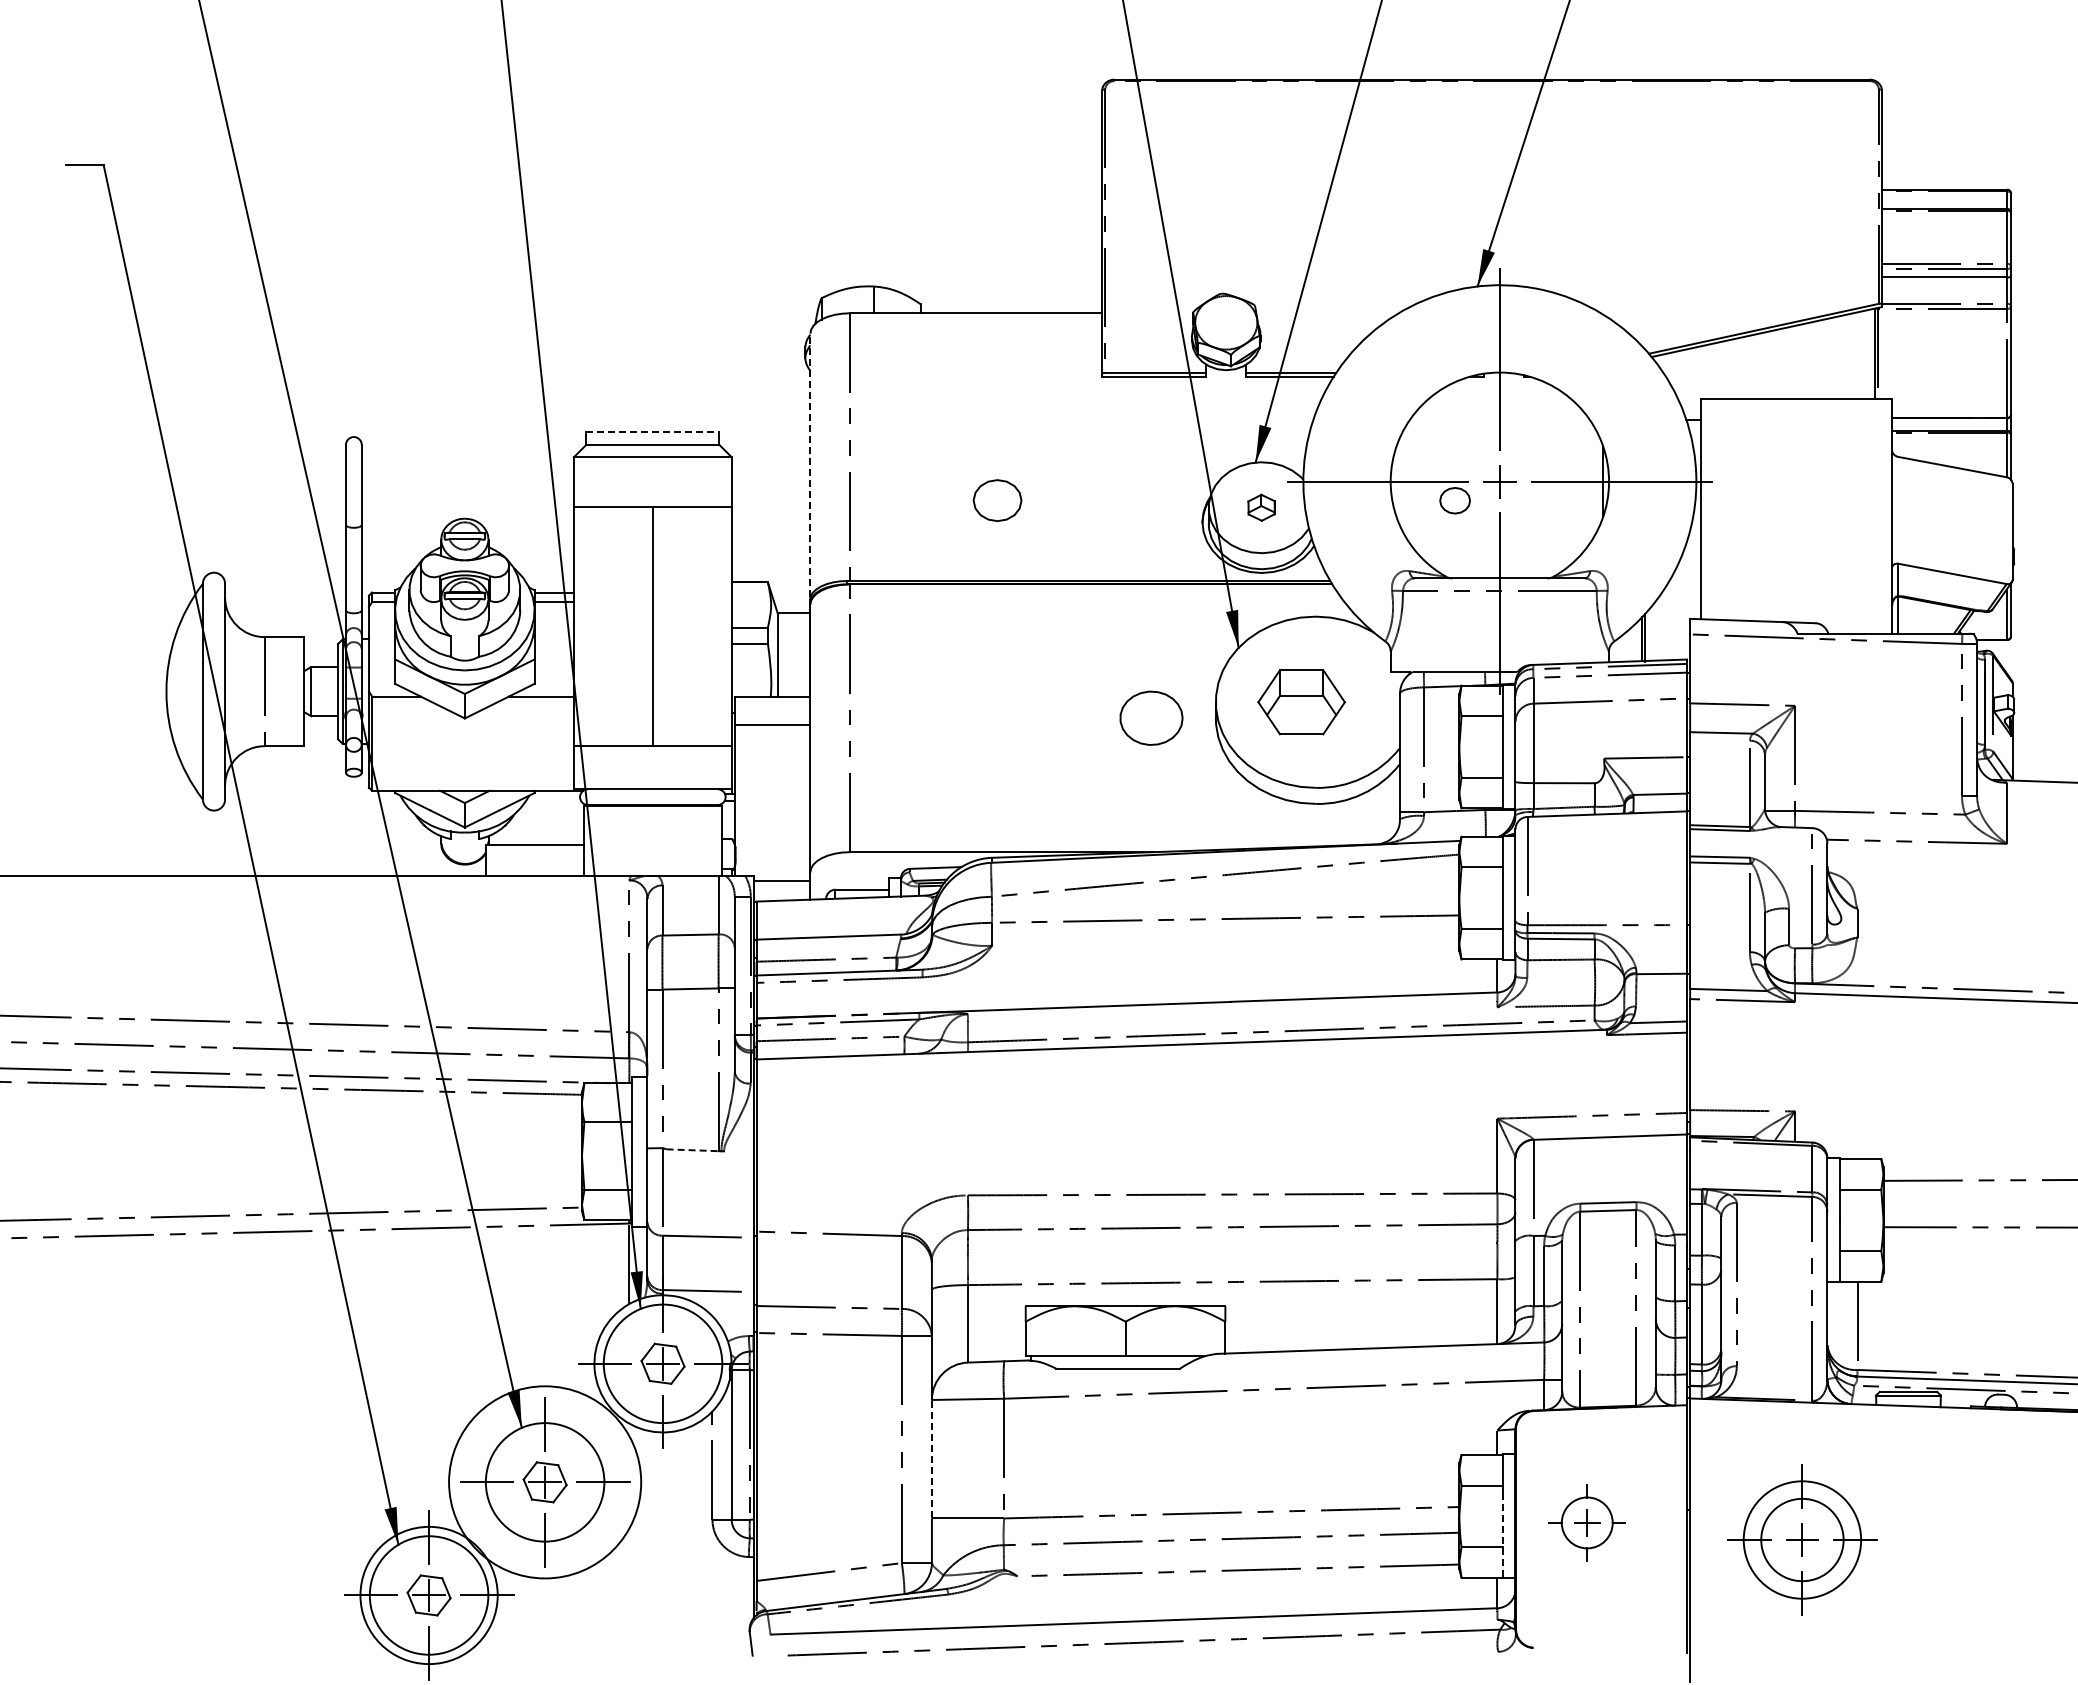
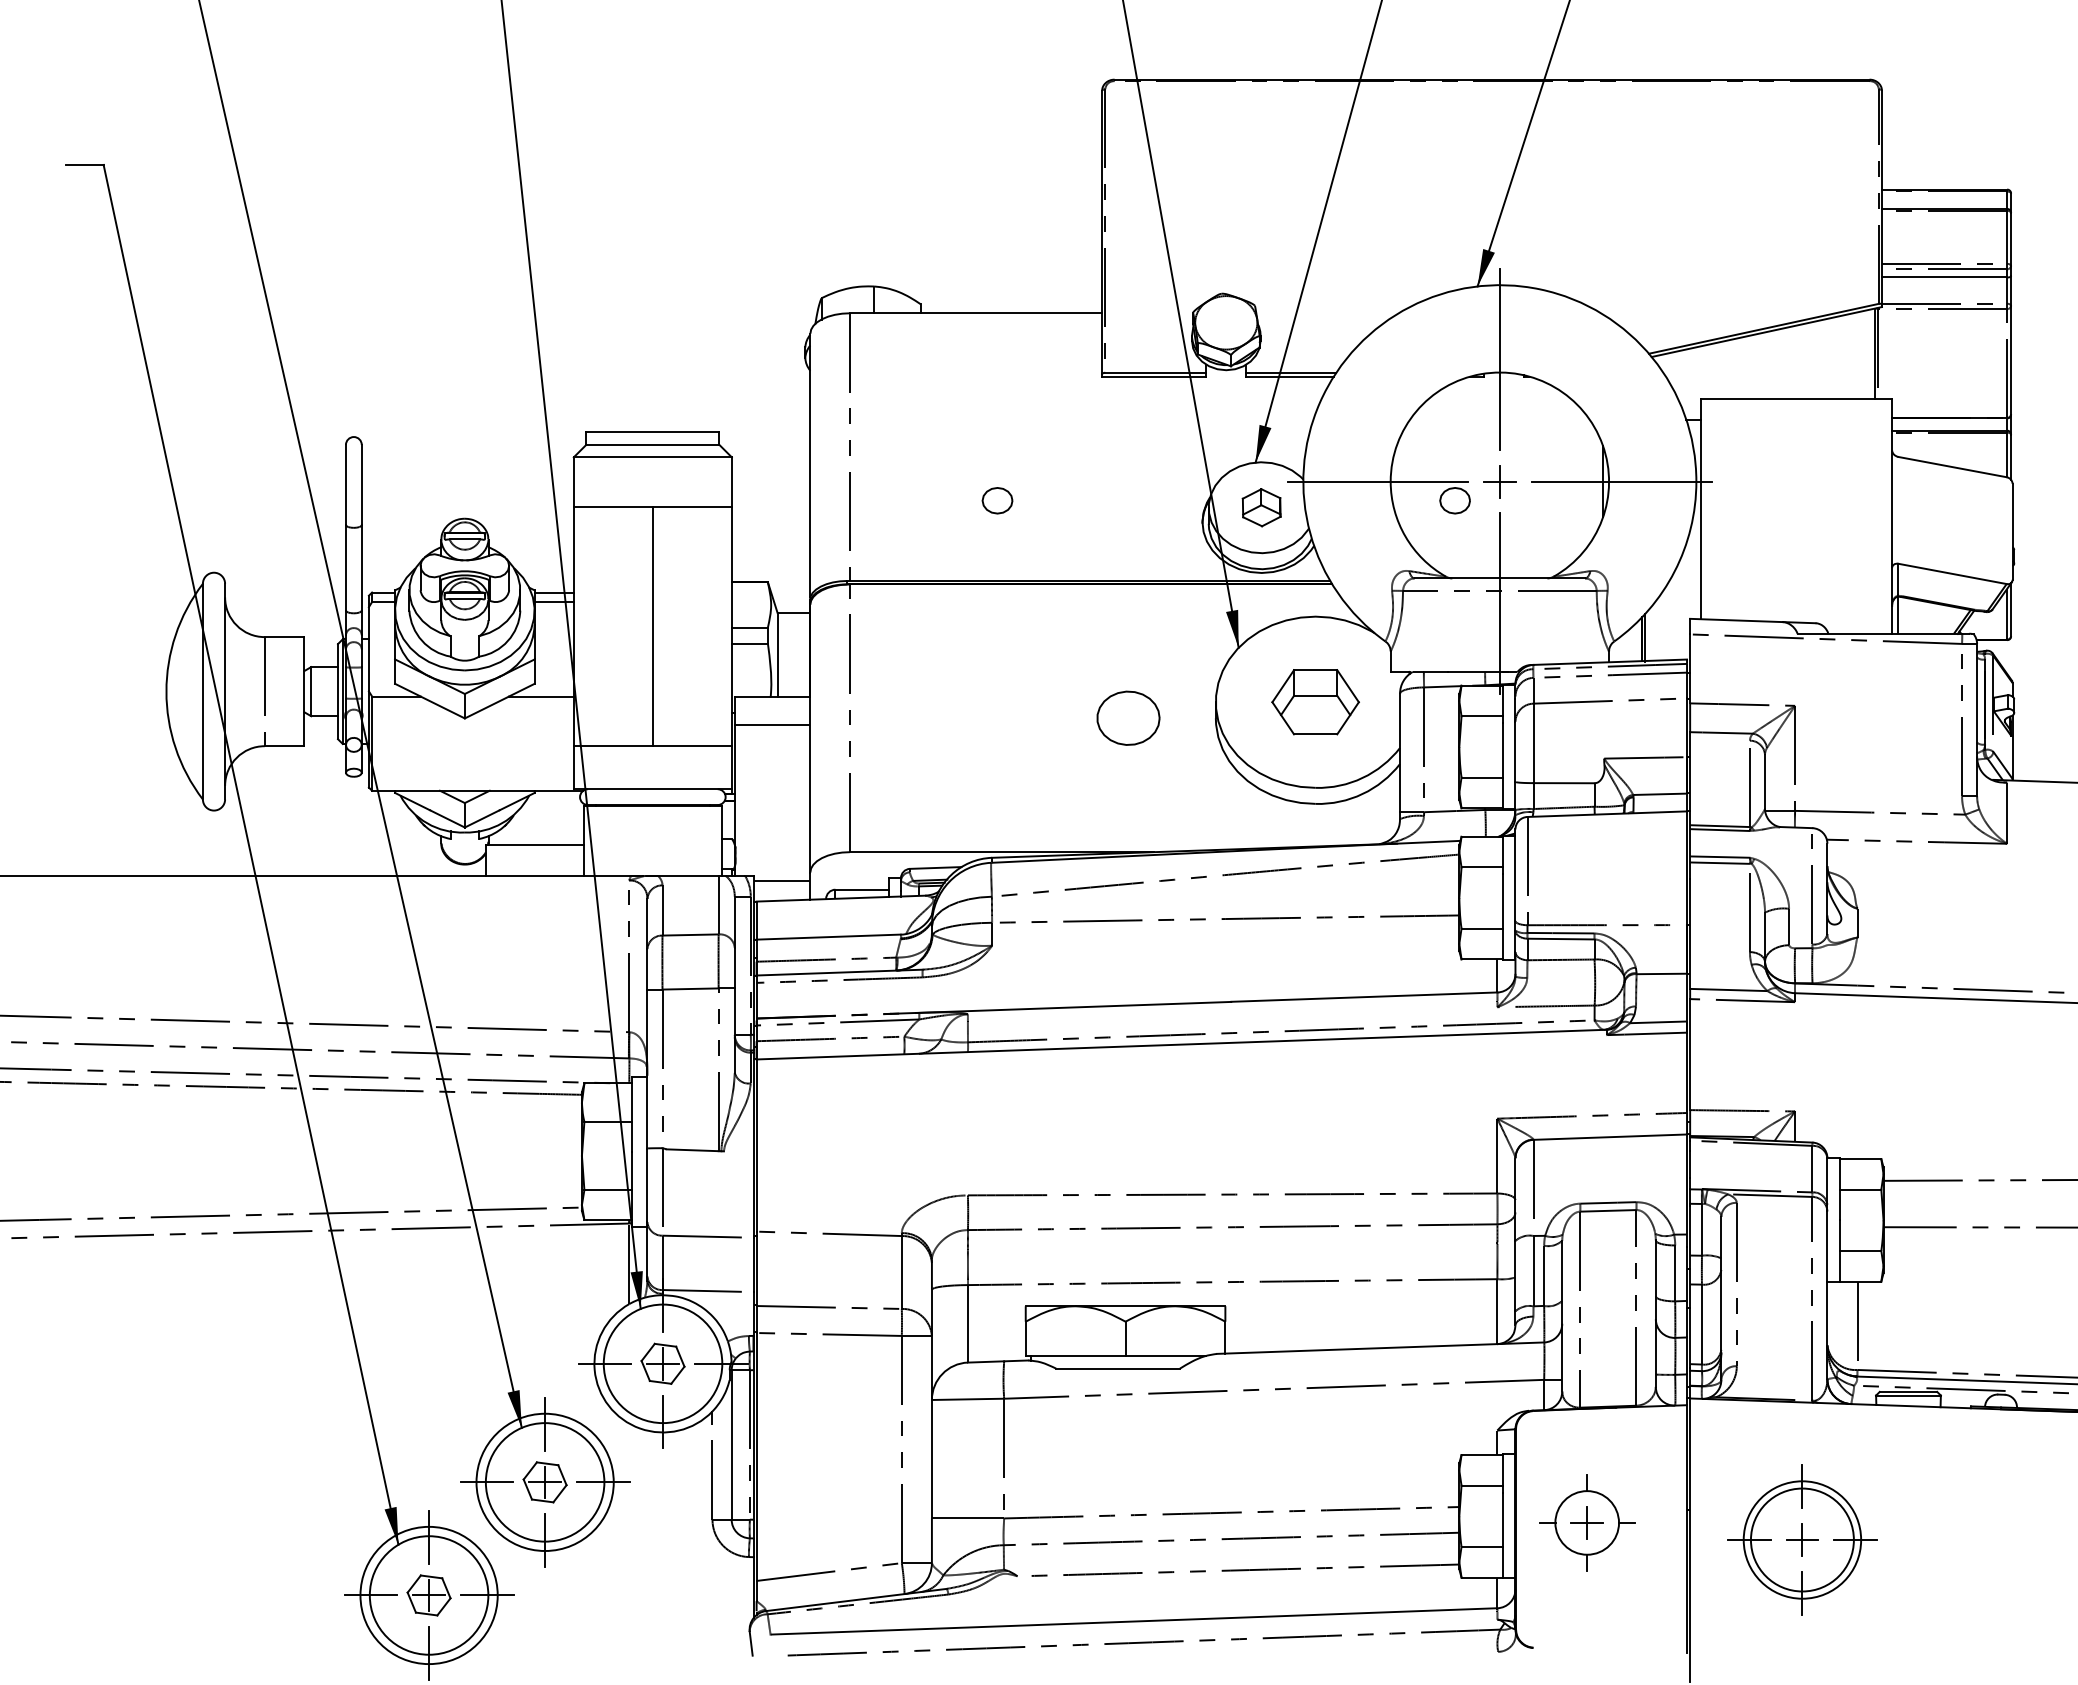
line: dashed -> solid (652, 432)
line: dashed -> solid (810, 465)
part size: 51x43 px -> 33x28 px (997, 500)
part size: 29x29 px -> 41x40 px (1261, 507)
part position: (1301, 702) -> (1315, 702) (1315, 702)
part position: (1151, 717) -> (1128, 717) (1128, 717)
line: dashed -> solid (693, 1150)
line: dashed -> solid (931, 1458)
circle diameter: 192 px -> 137 px (544, 1482)
part size: 78x78 px -> 97x98 px (1587, 1522)
line: dashed -> solid (1502, 1535)
circle diameter: 82 px -> 103 px (1801, 1539)
